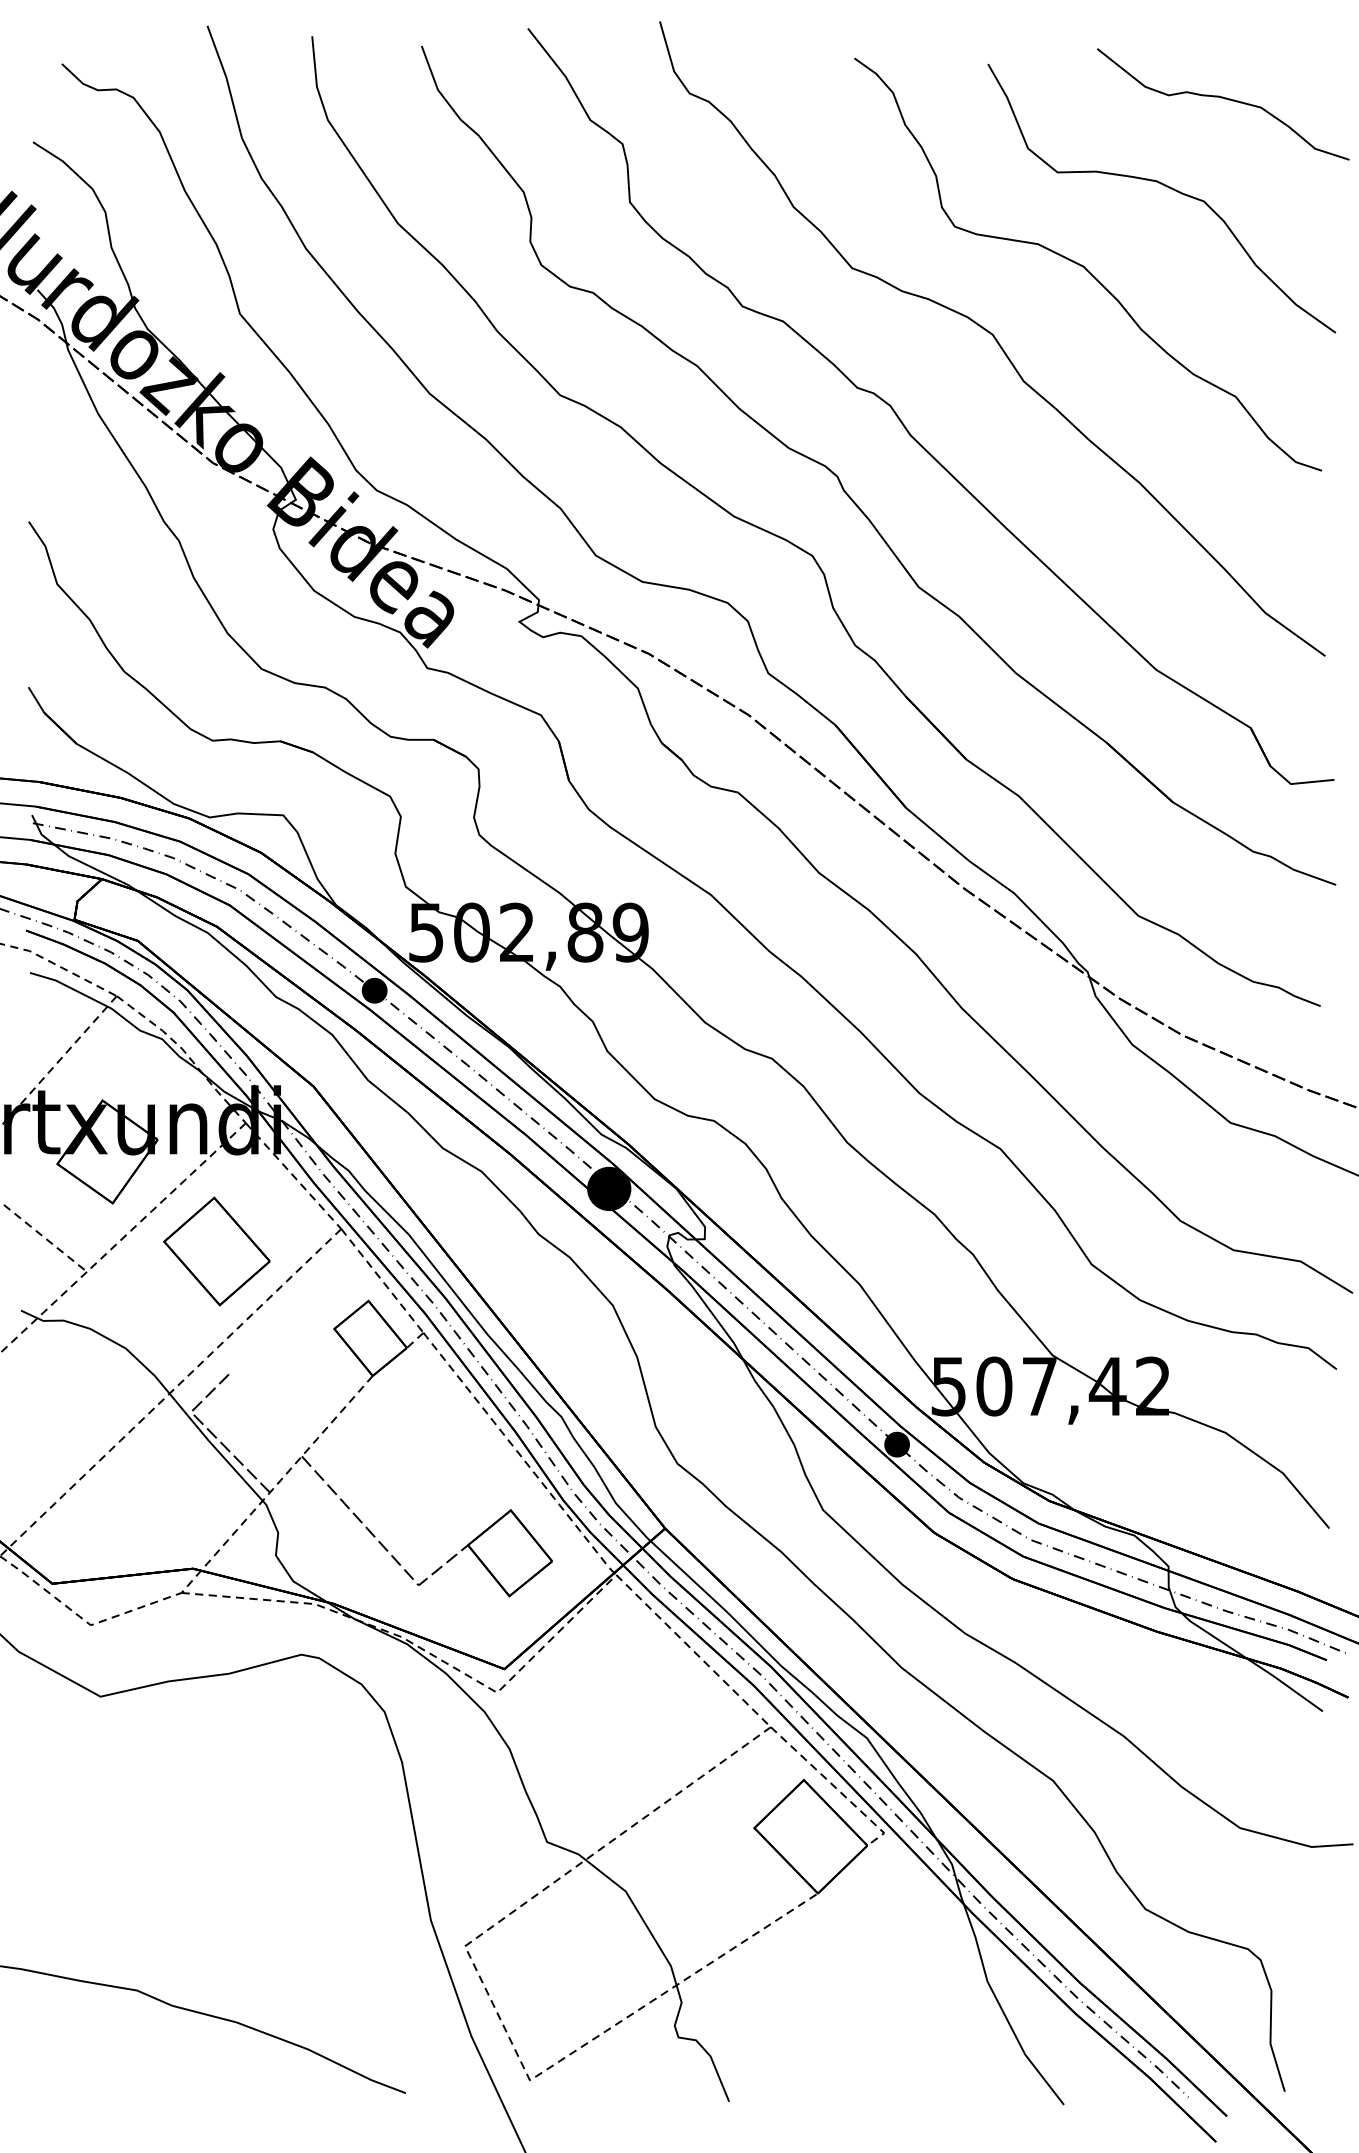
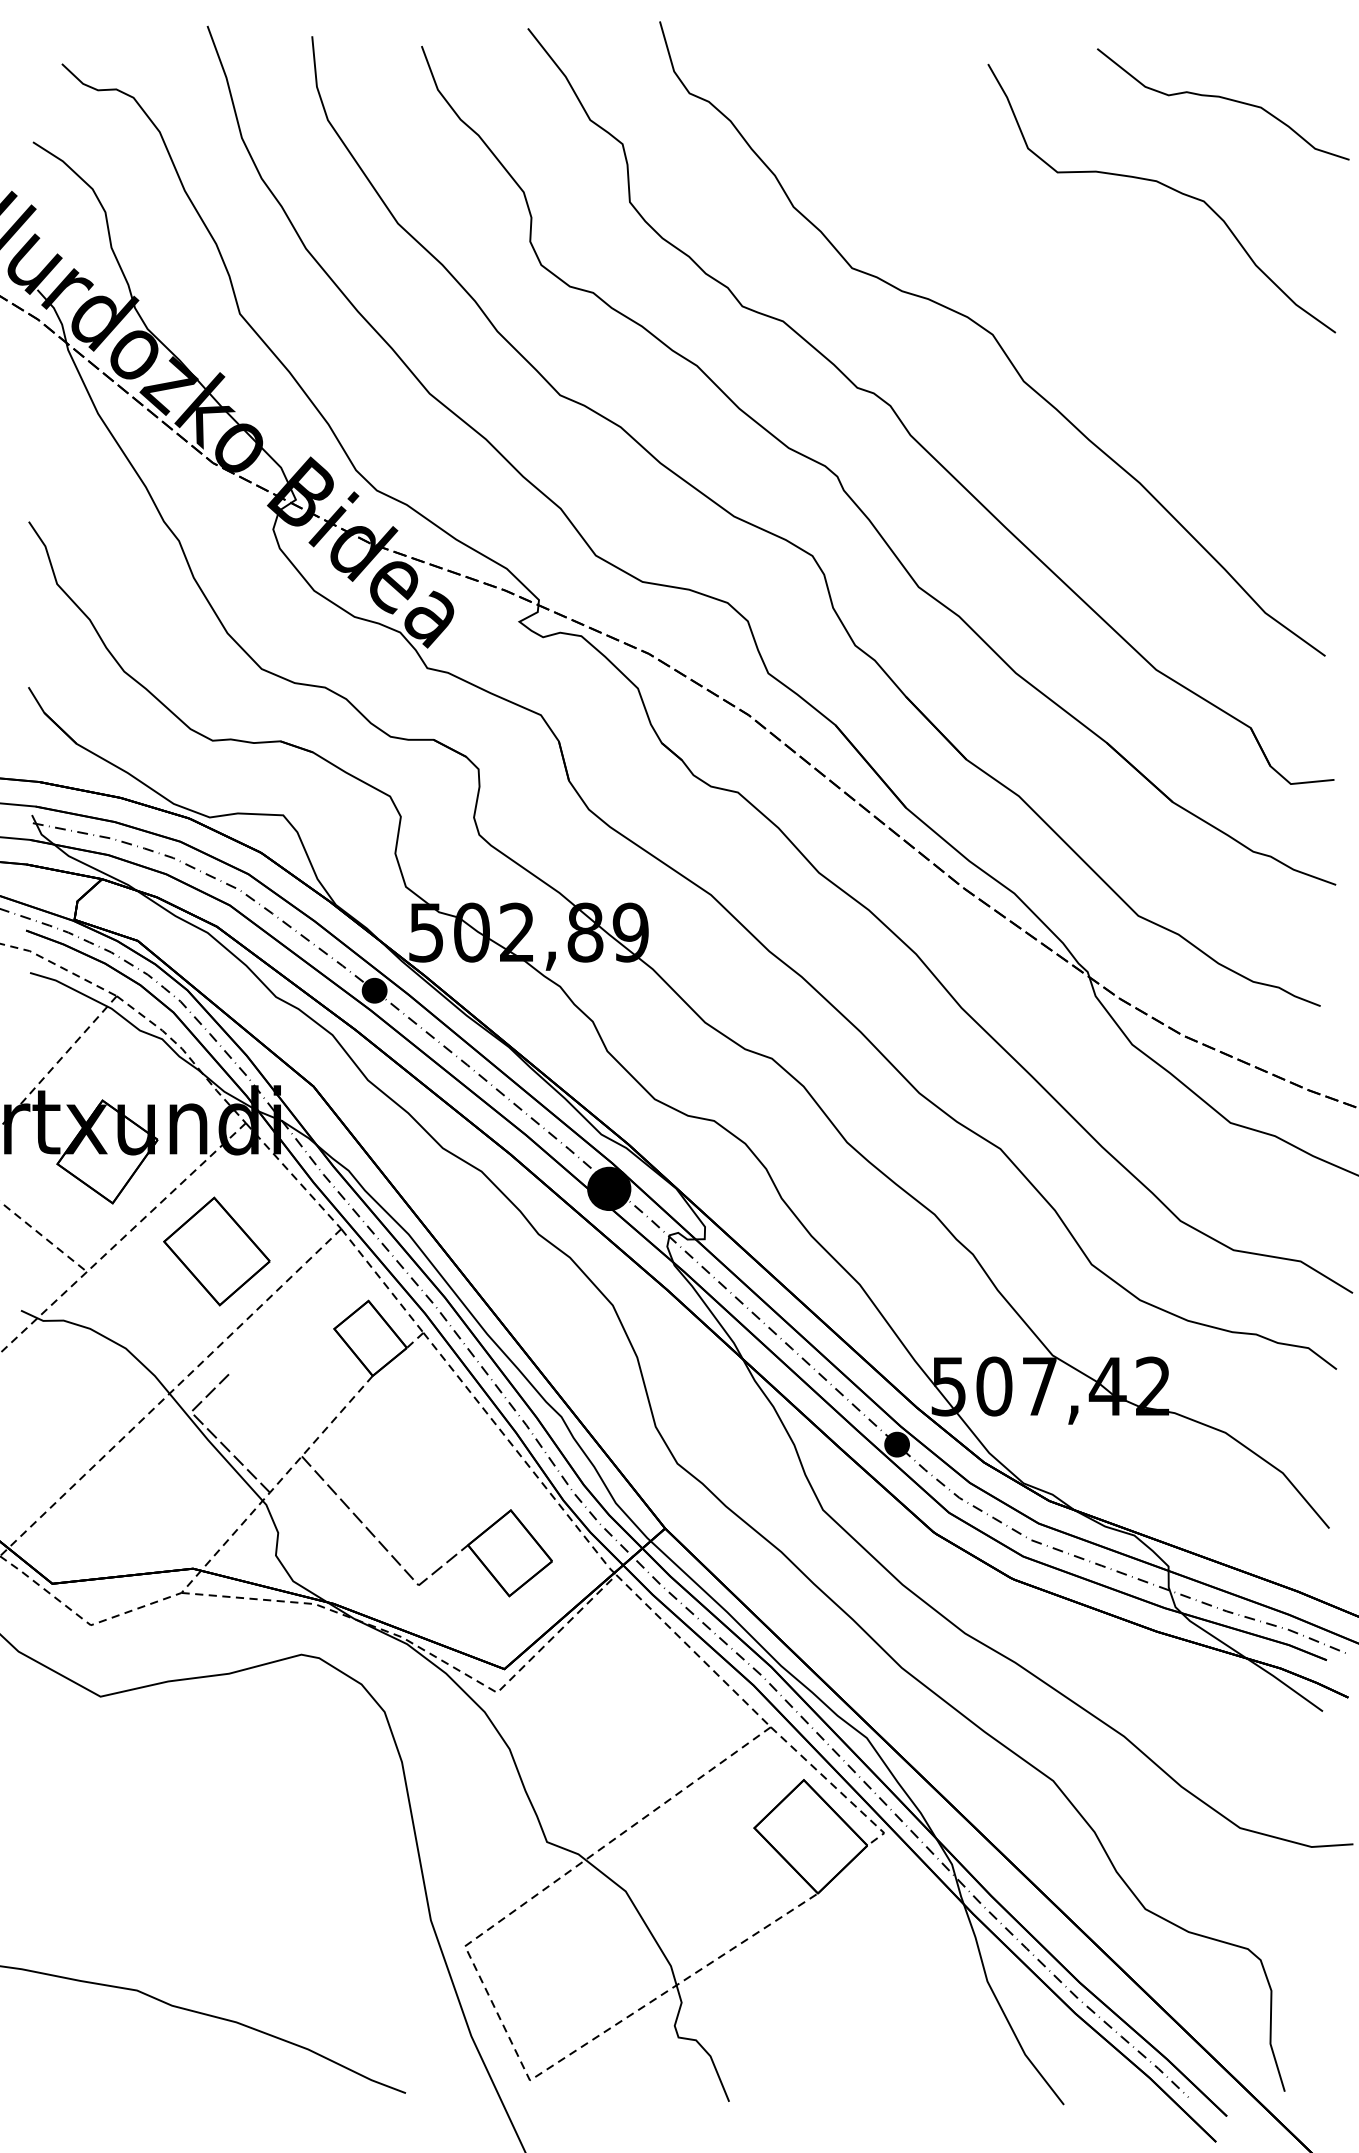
curve: present -> none (1084, 266)
